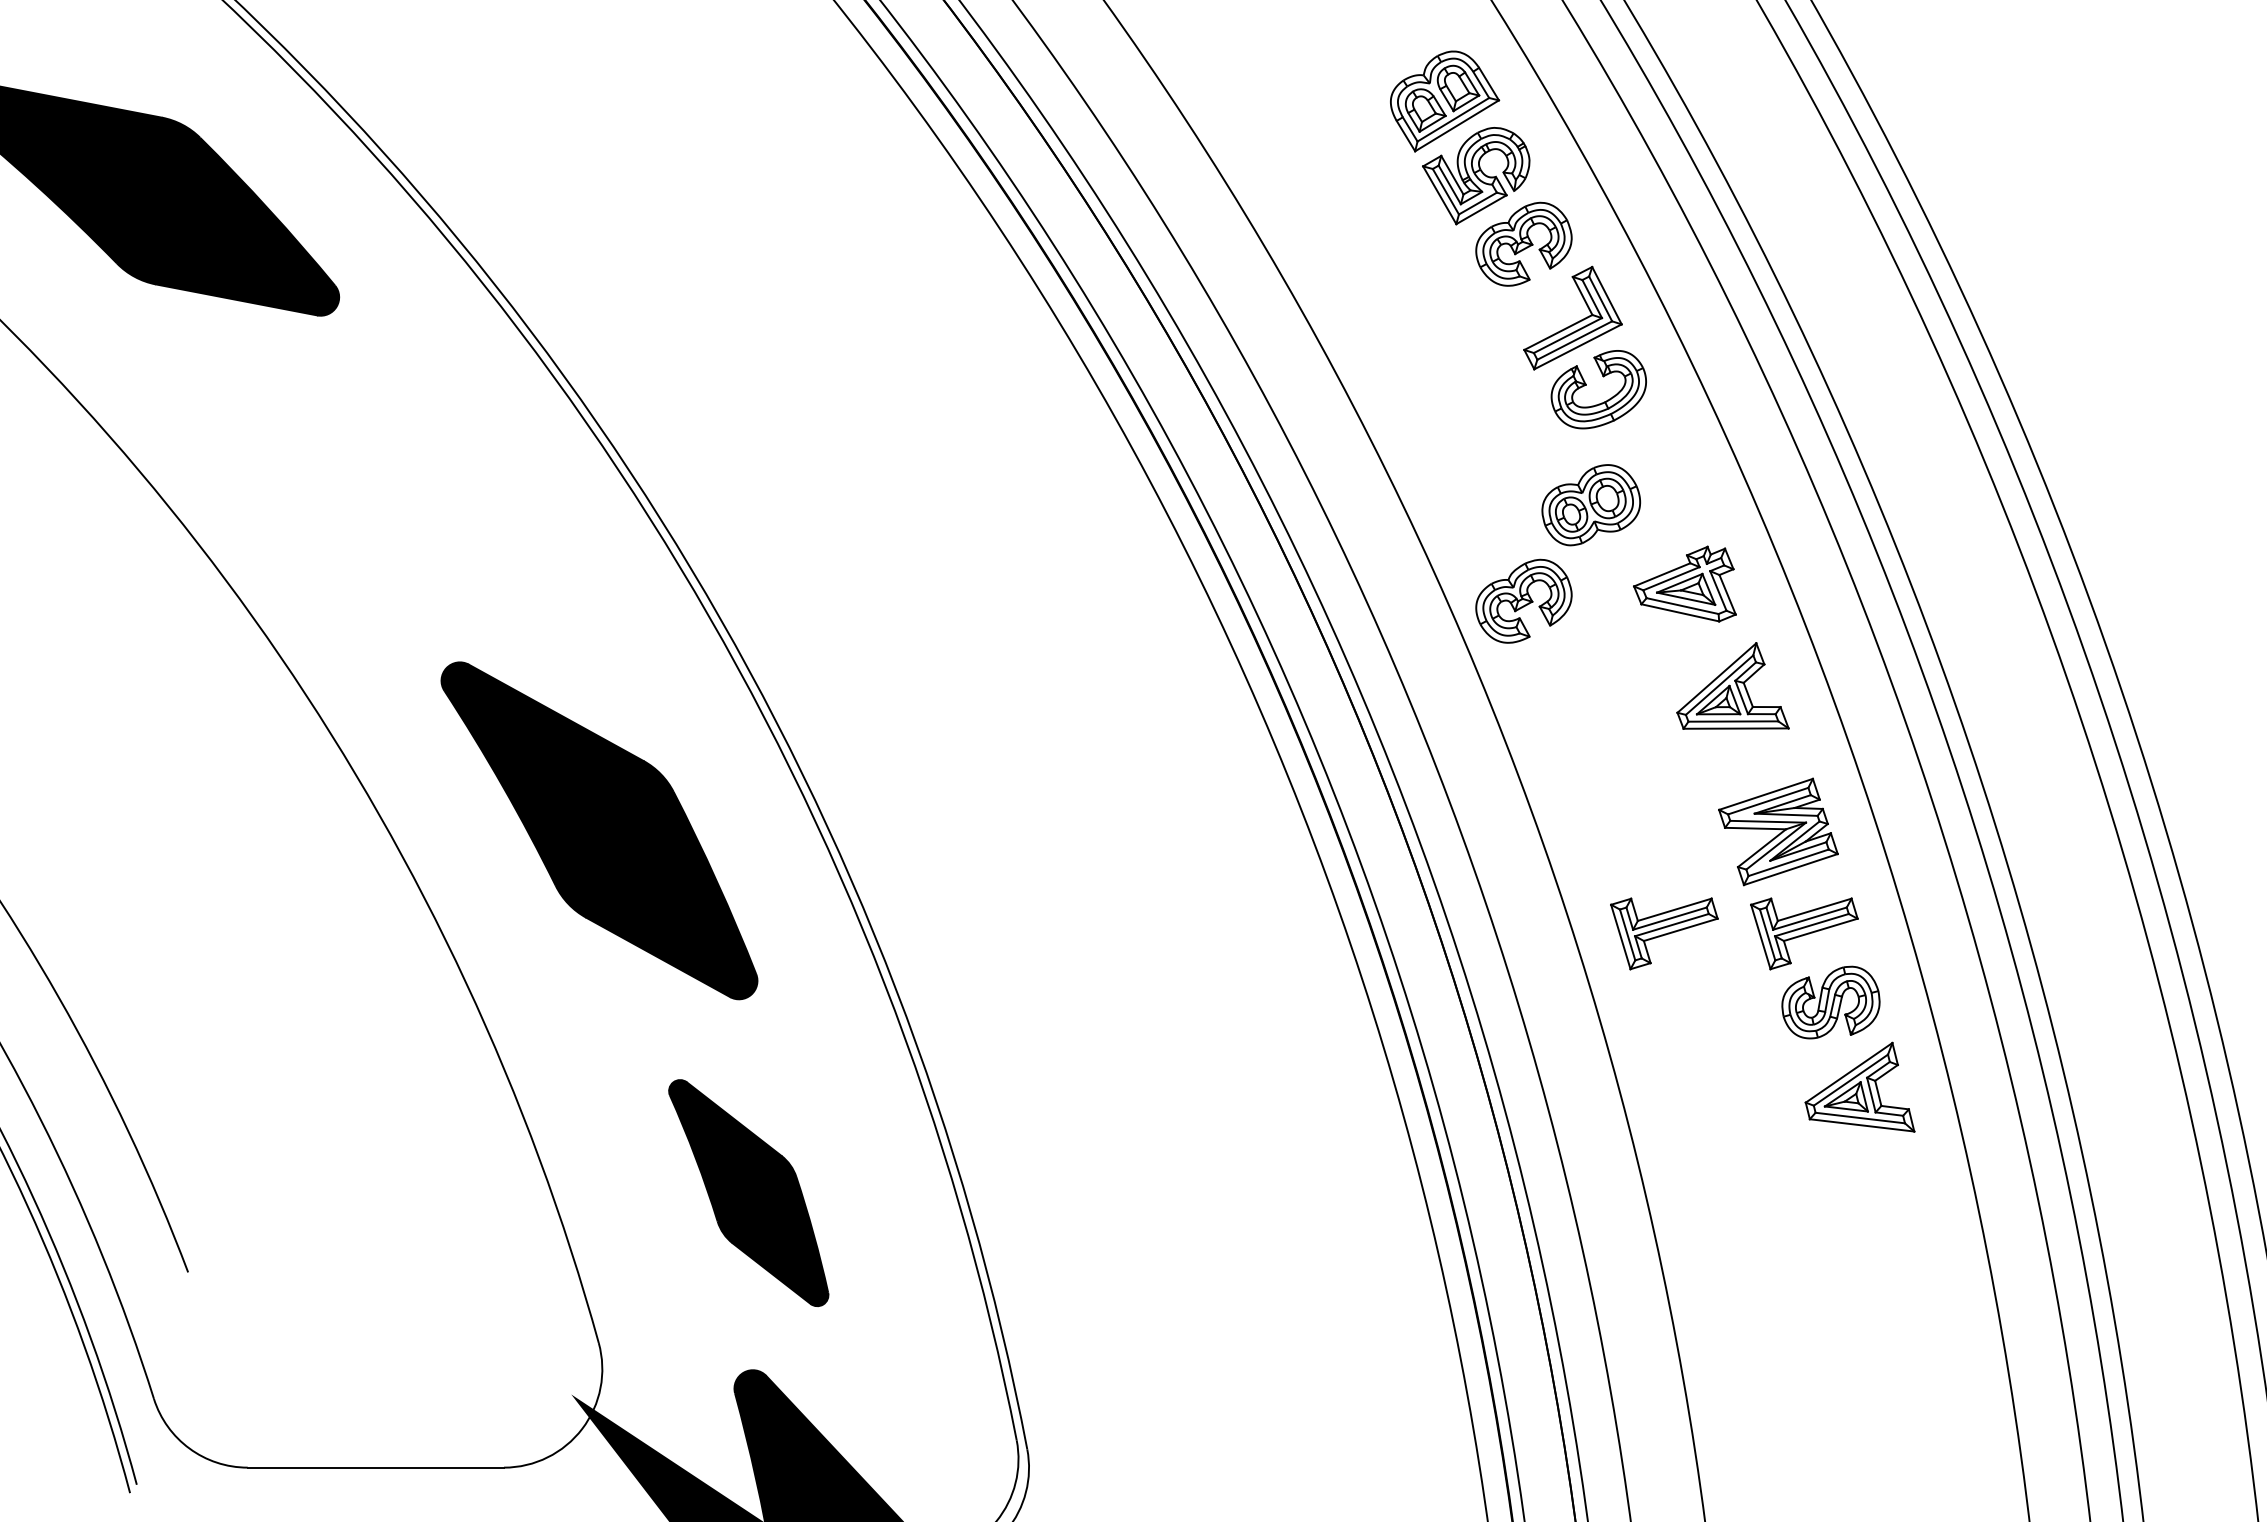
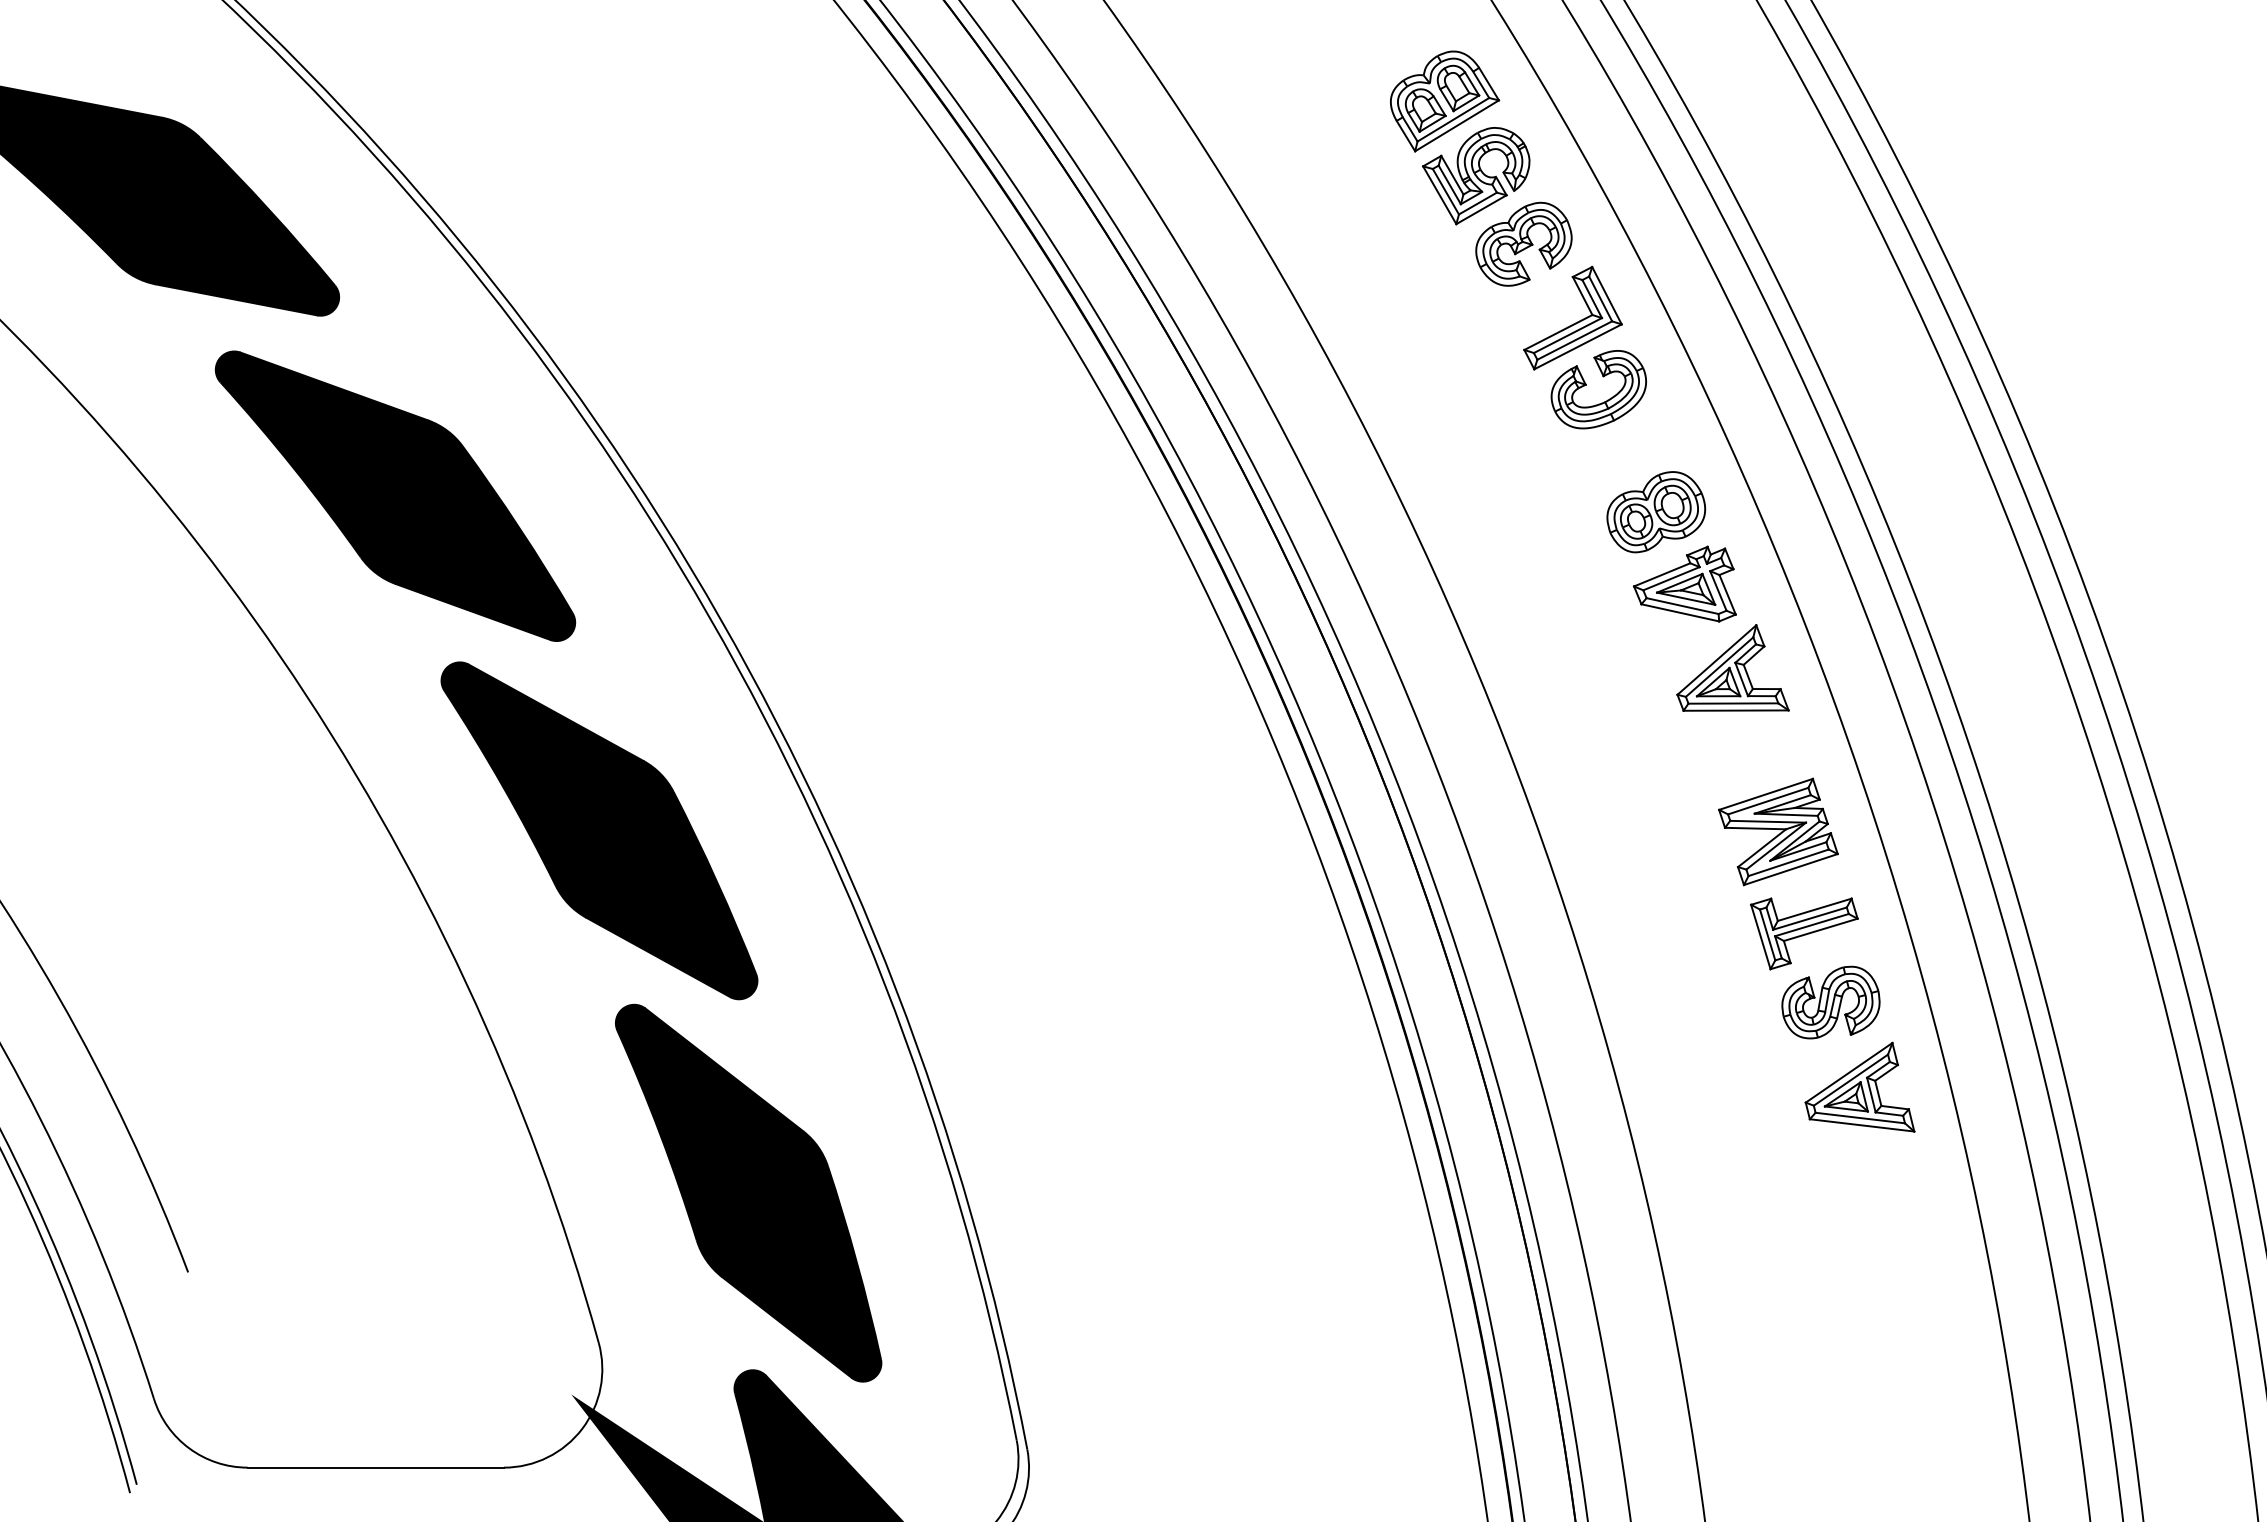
part: none -> present (395, 495)
part position: (1591, 505) -> (1656, 512) (1656, 512)
part: present -> none (1523, 600)
part position: (1732, 685) -> (1732, 667) (1732, 667)
part: present -> none (1664, 933)
part size: 162x229 px -> 268x380 px (748, 1192)
